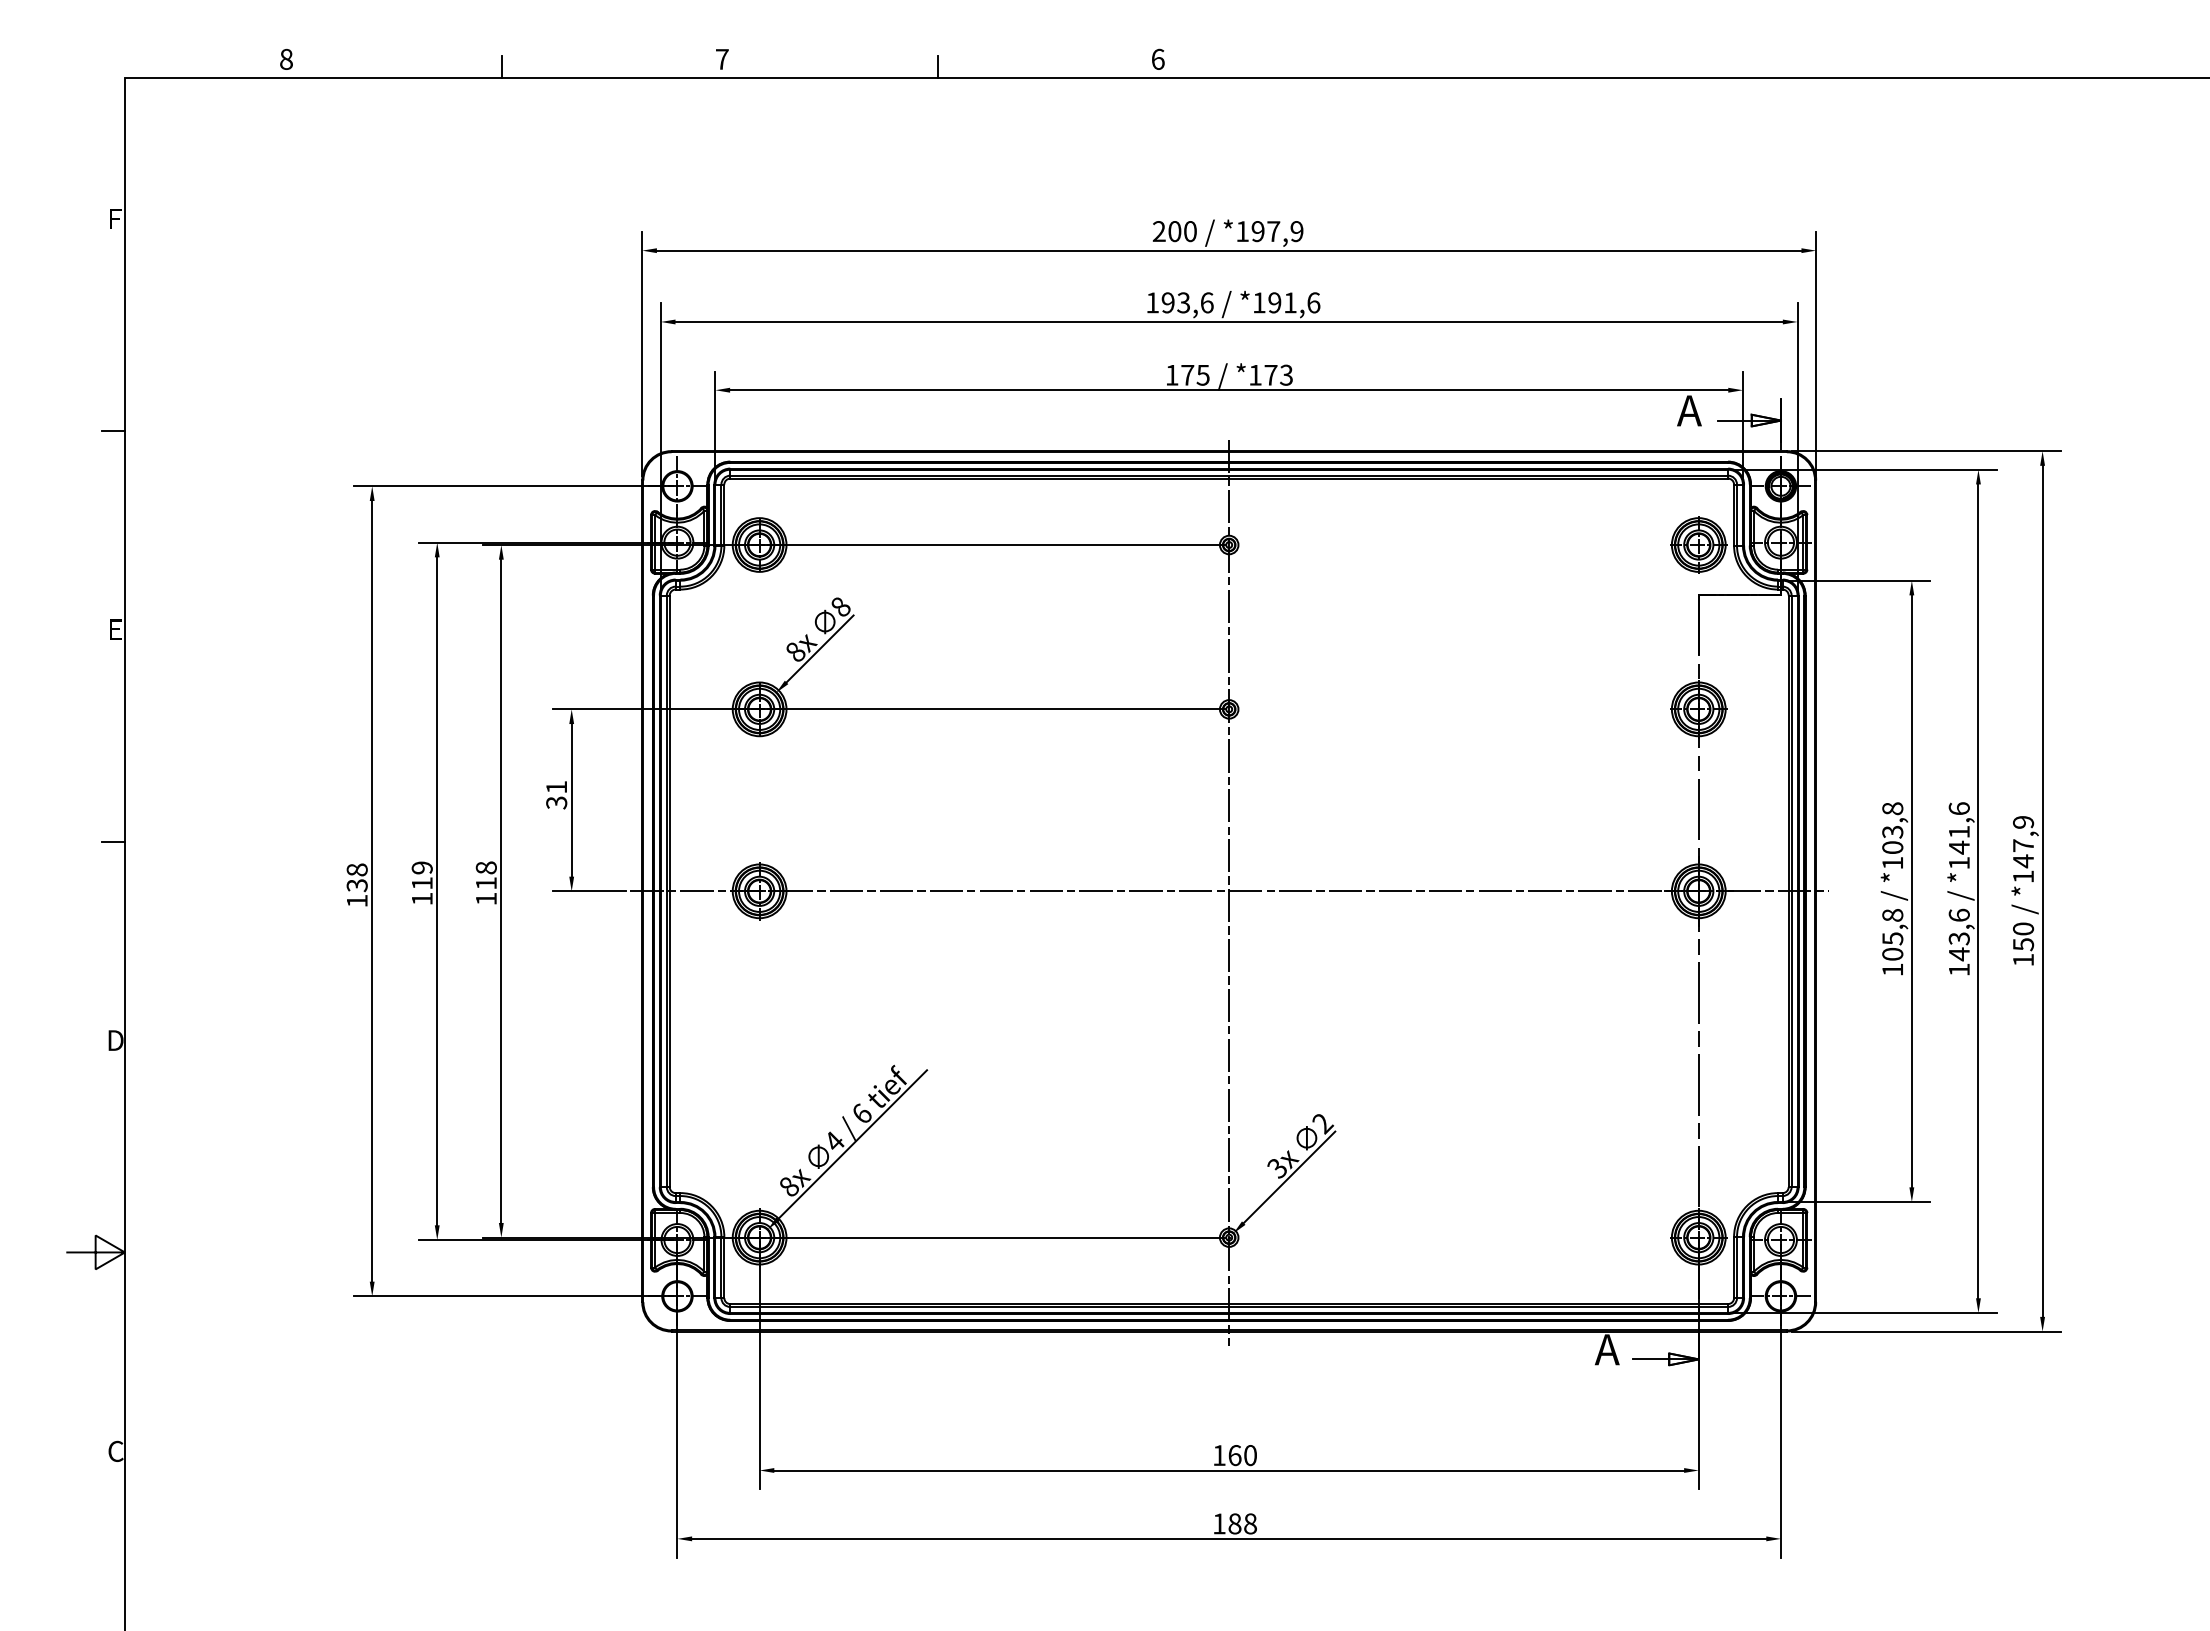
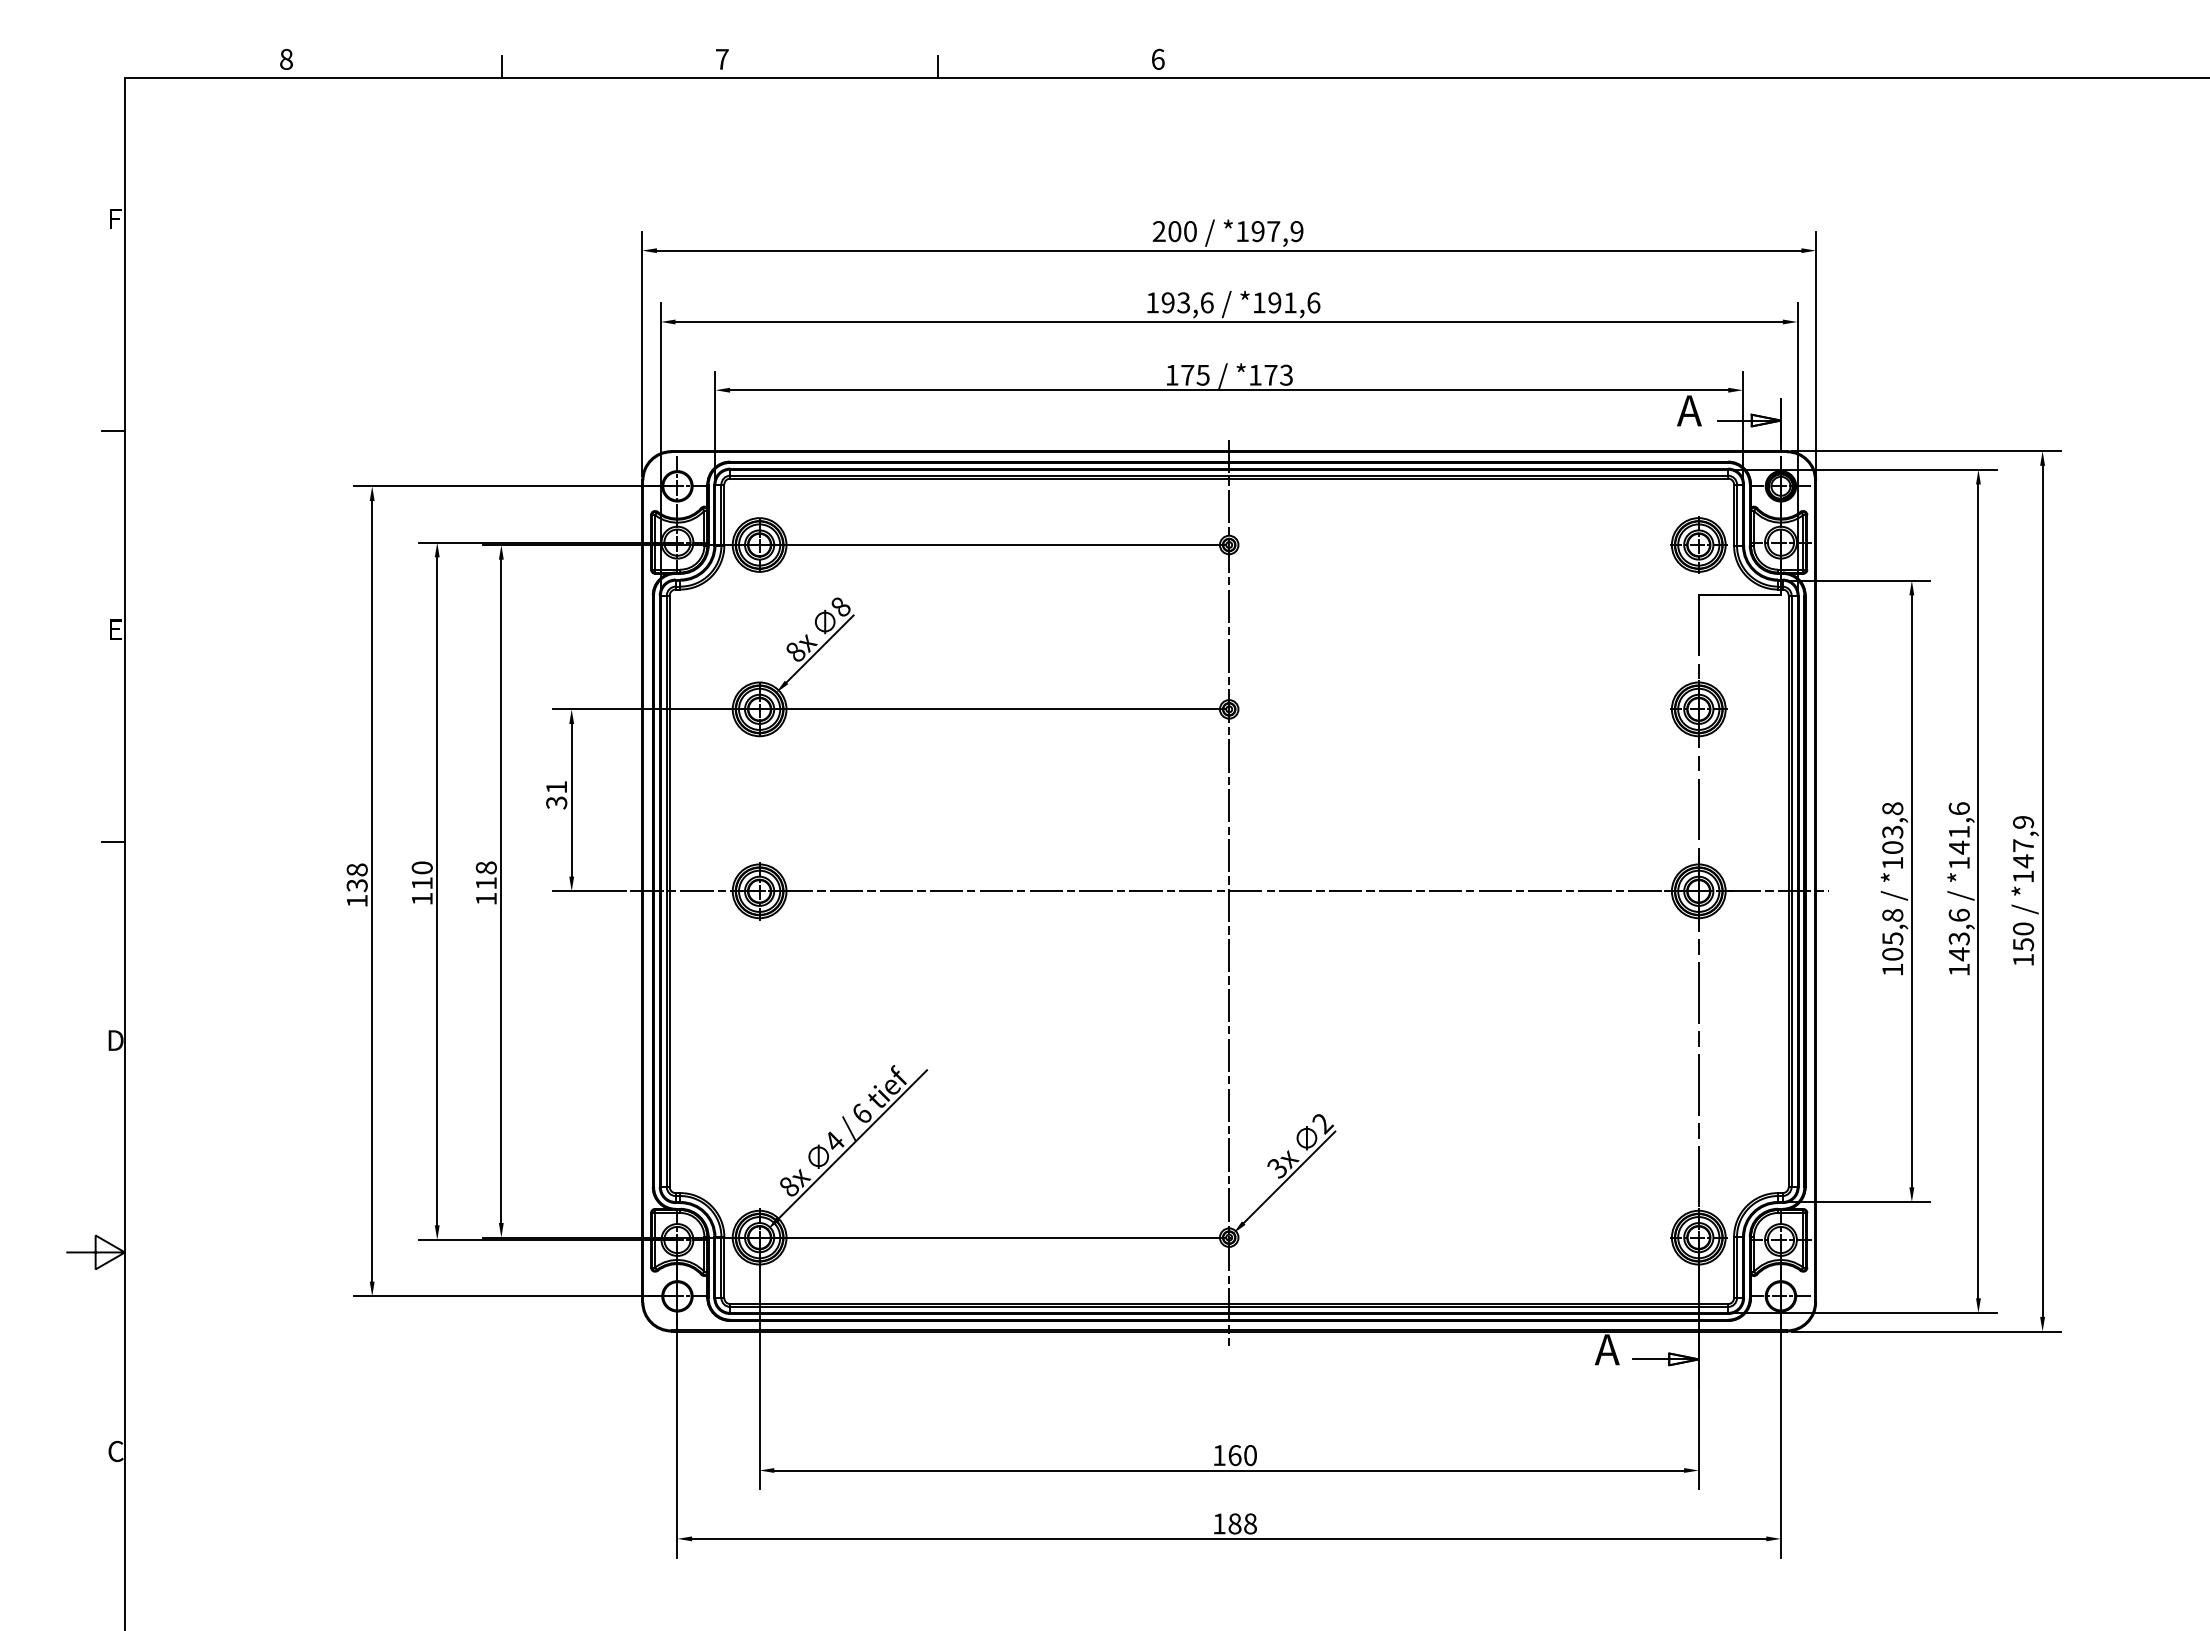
text: 119 -> 110 (421, 867)
